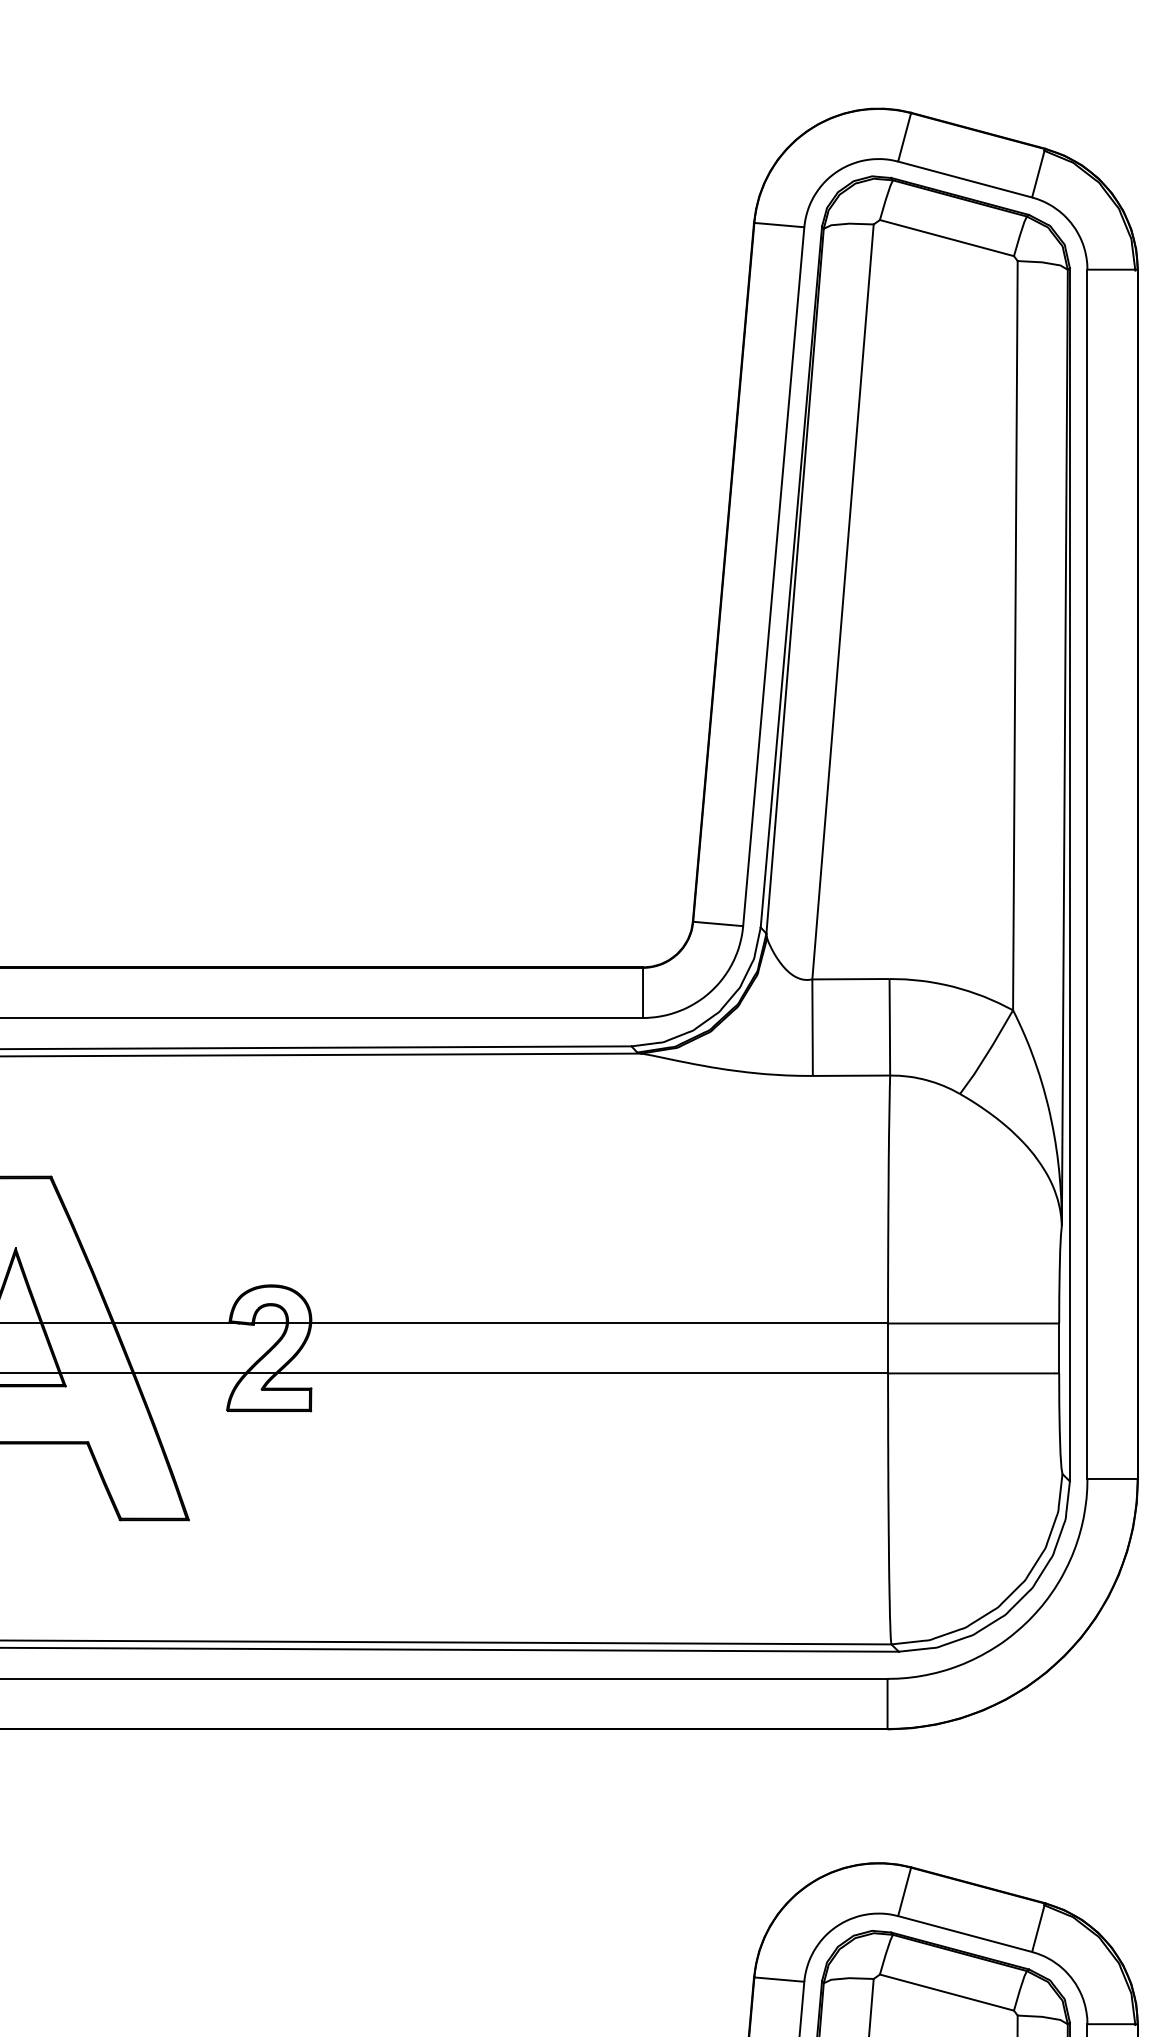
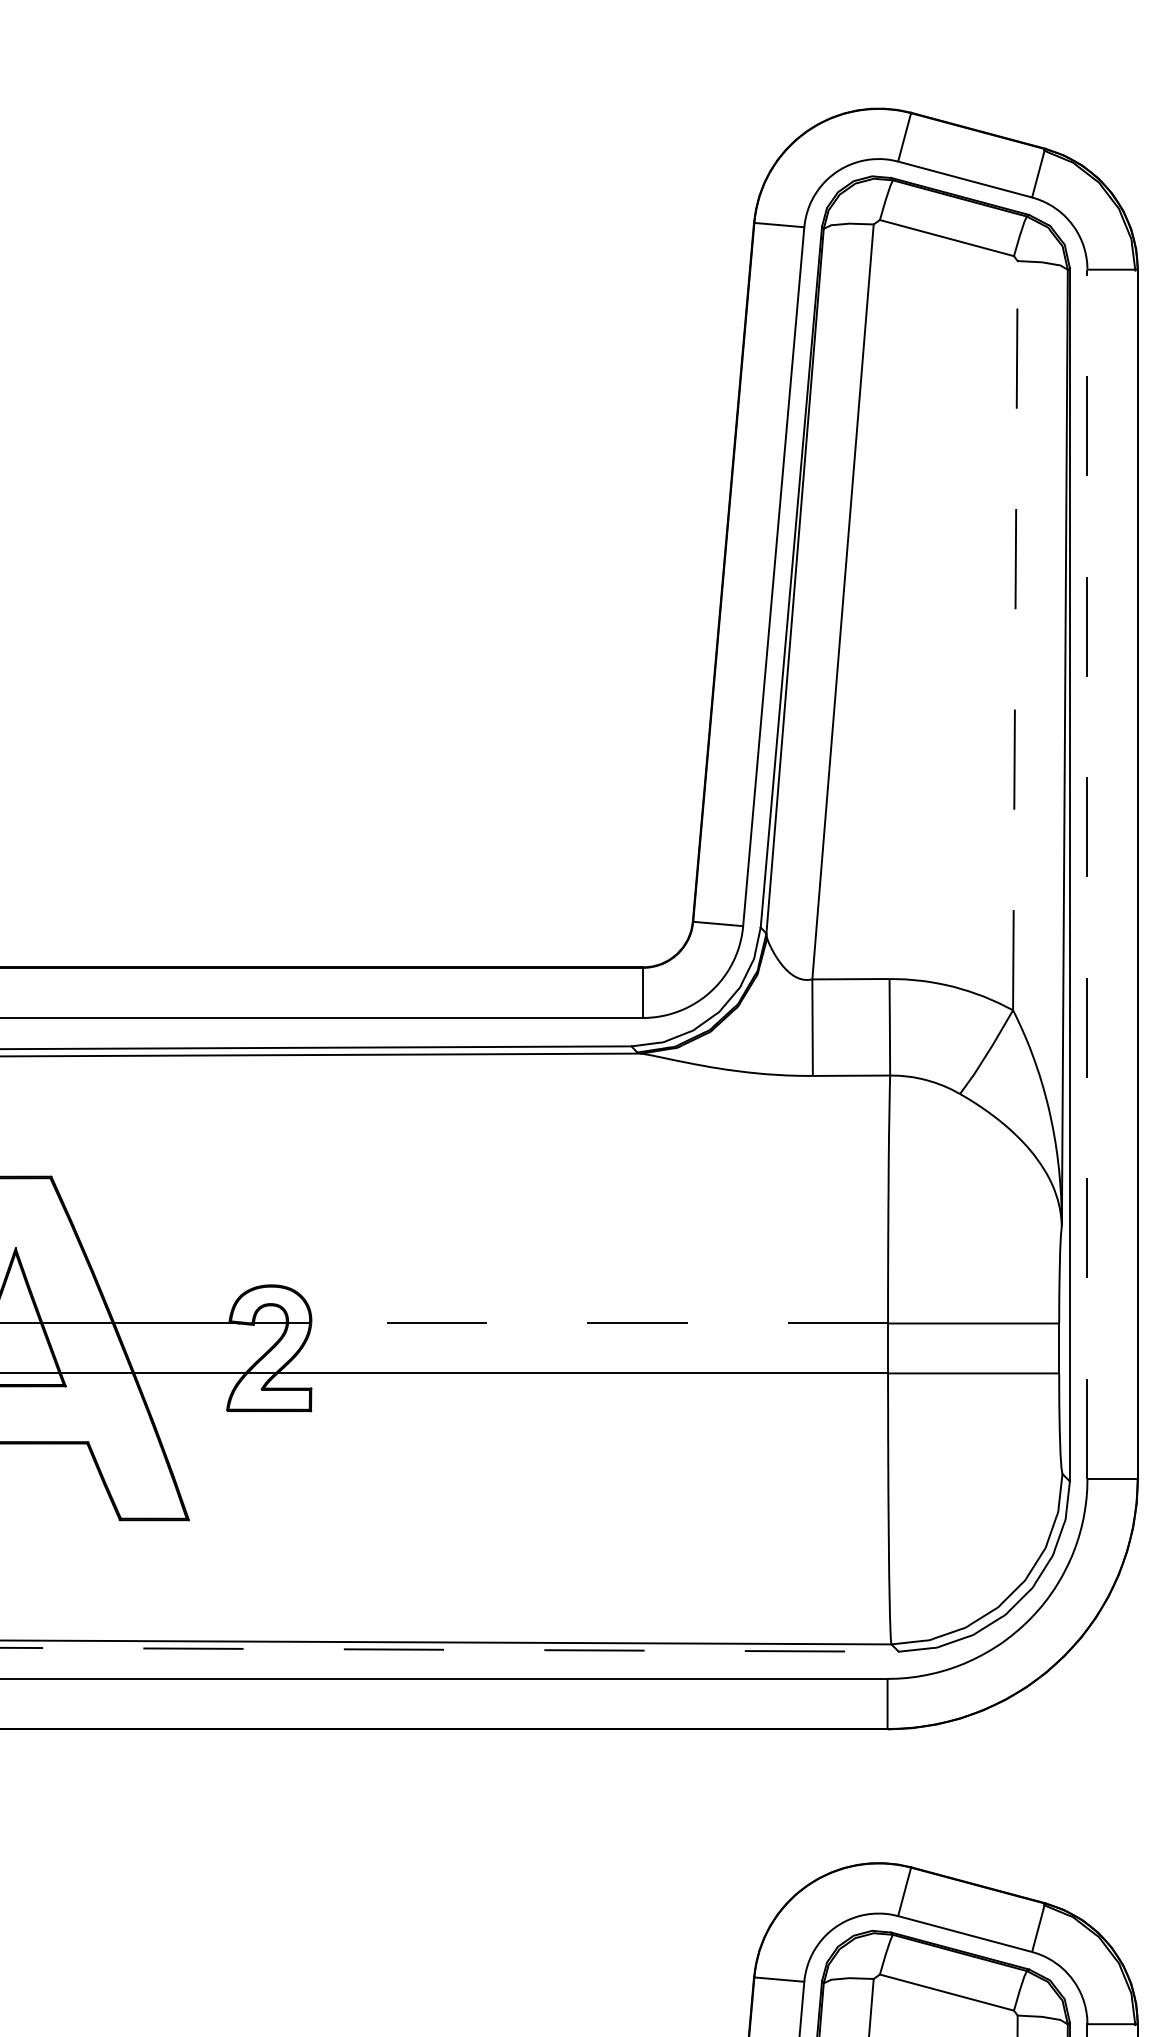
line: solid -> dashed (1015, 635)
line: solid -> dashed (1087, 874)
line: solid -> dashed (599, 1323)
line: solid -> dashed (449, 1649)
